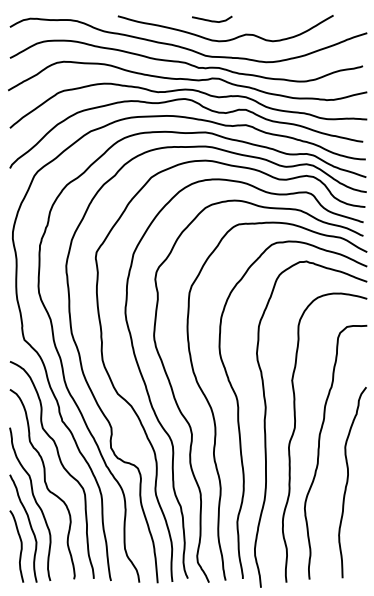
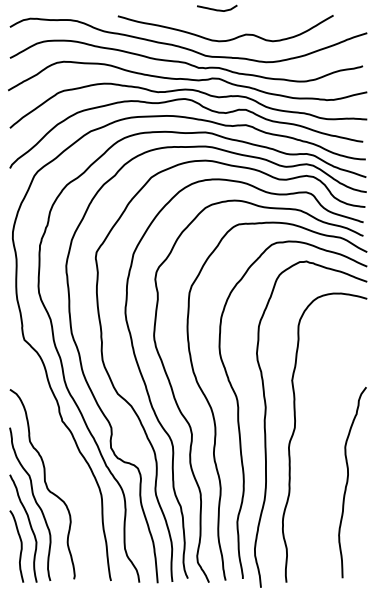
curve position: (212, 20) -> (217, 9) (217, 9)
curve: present -> none (319, 451)
curve: present -> none (61, 465)
